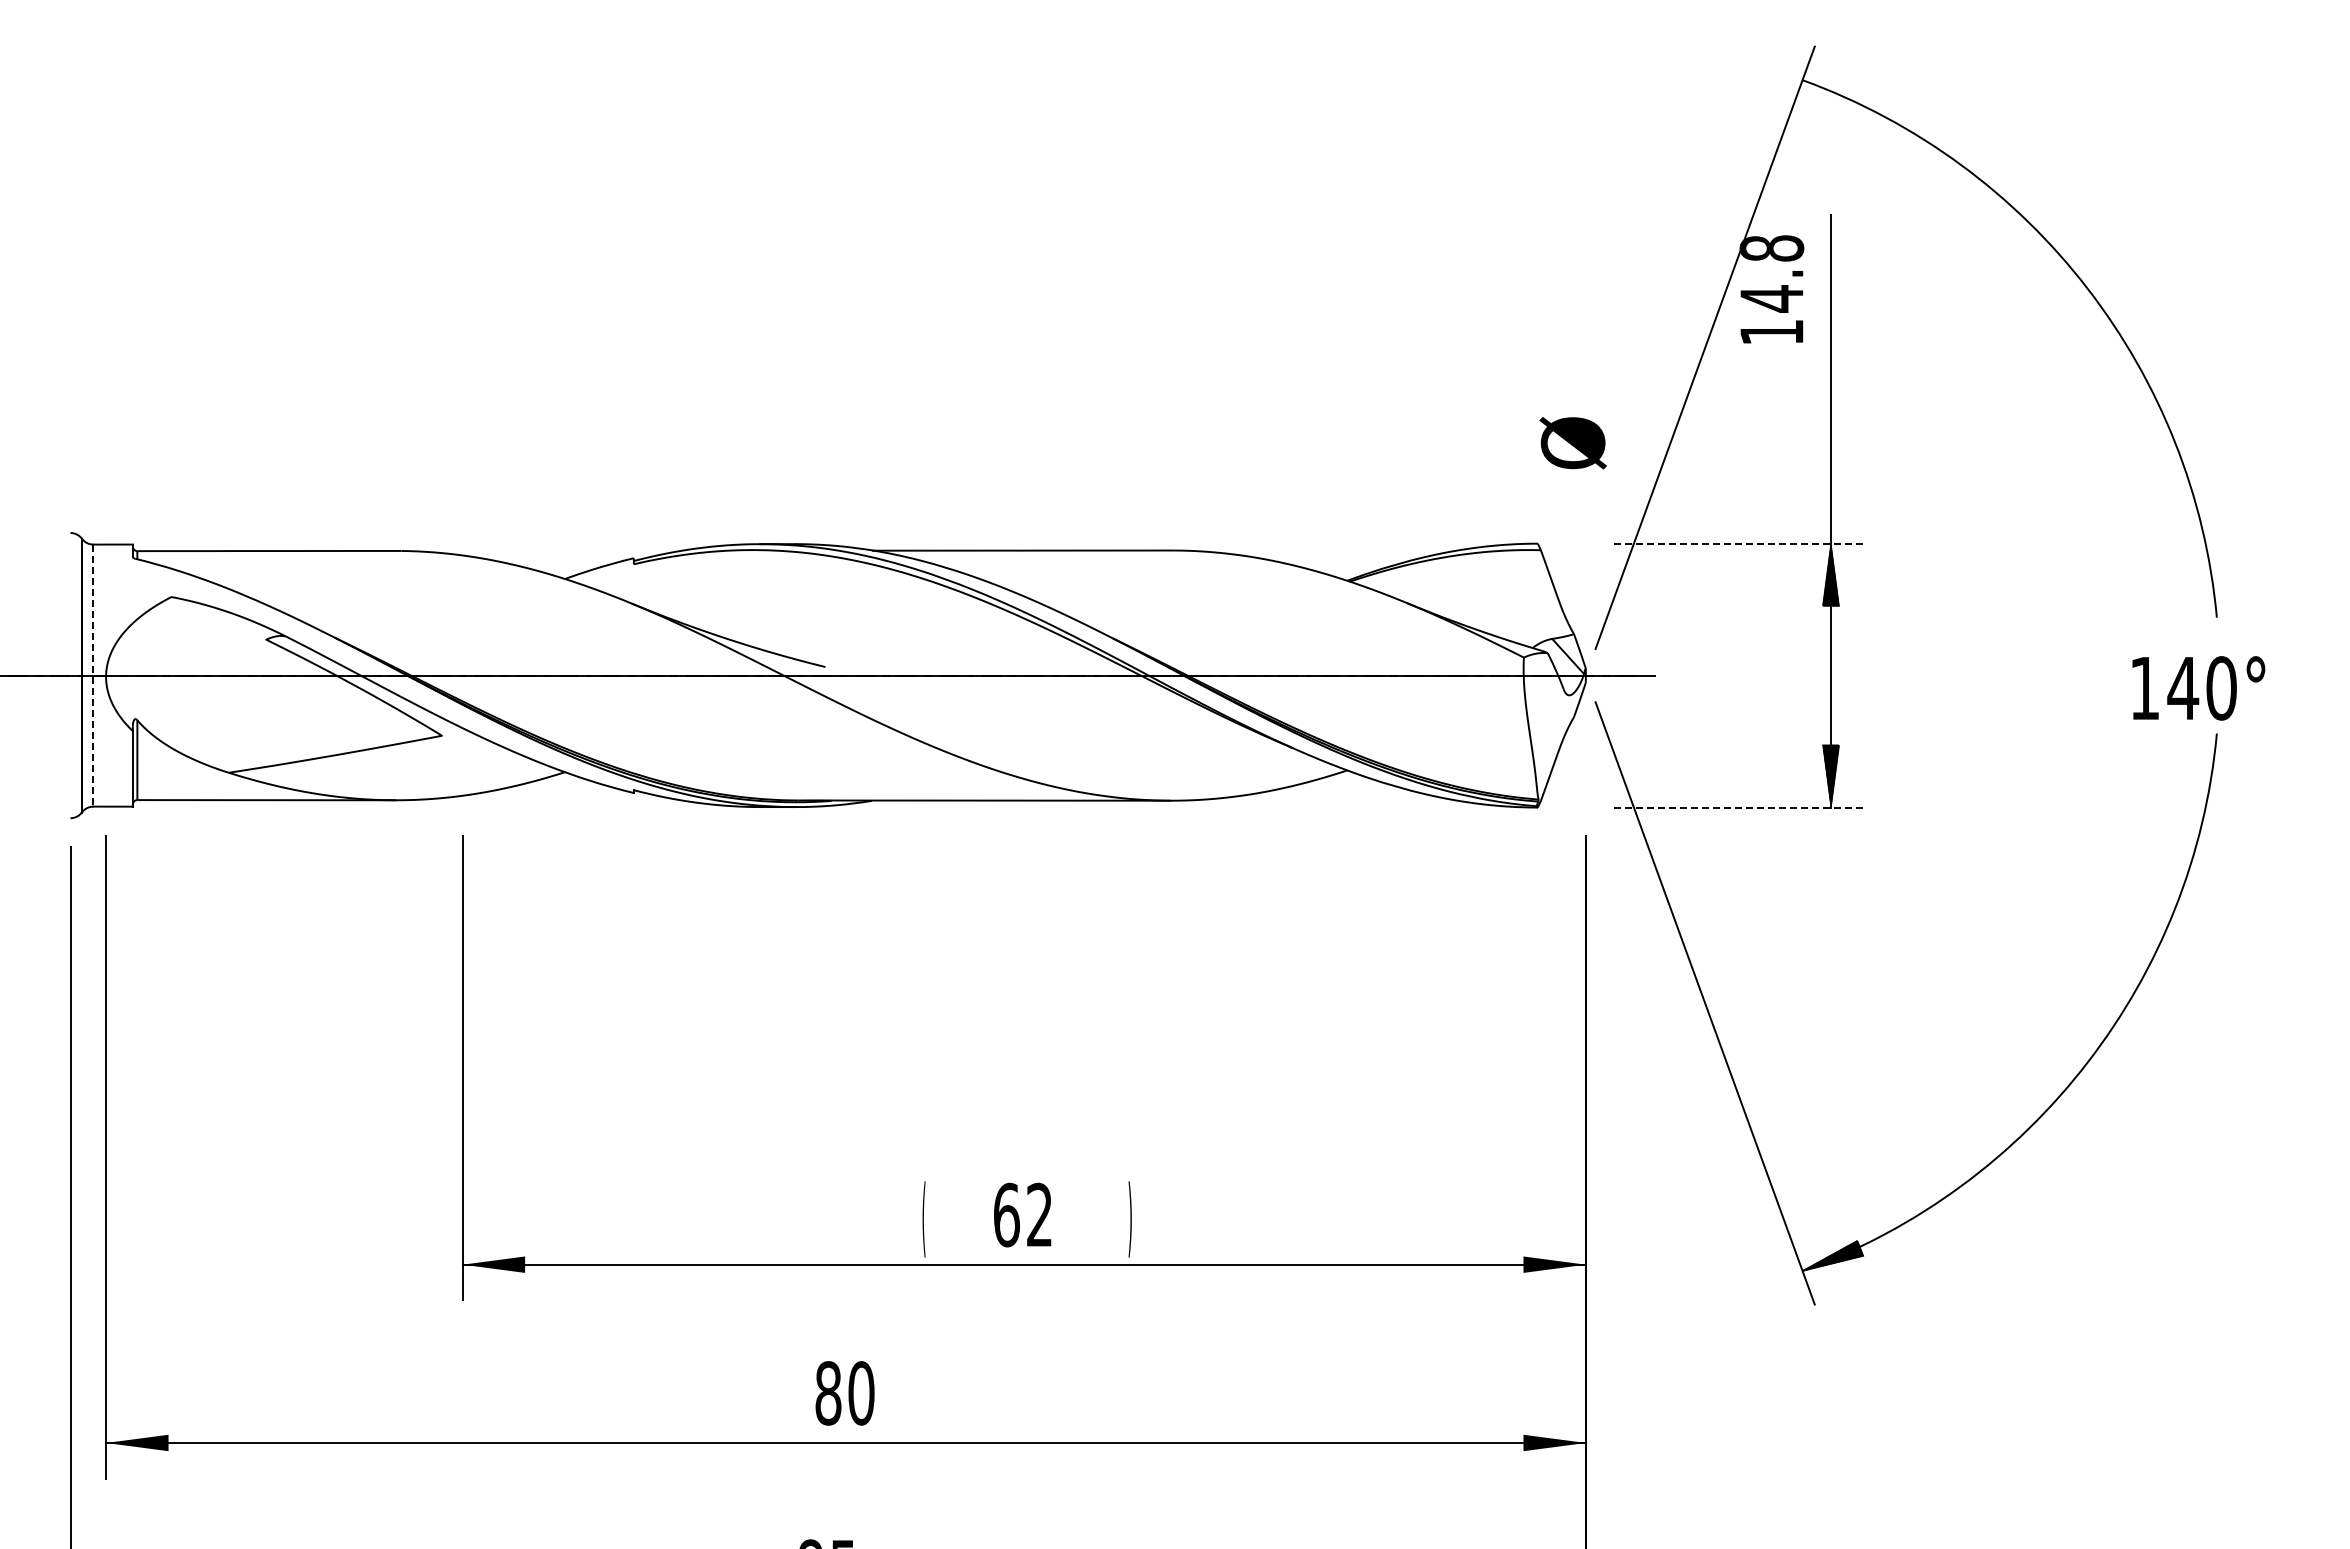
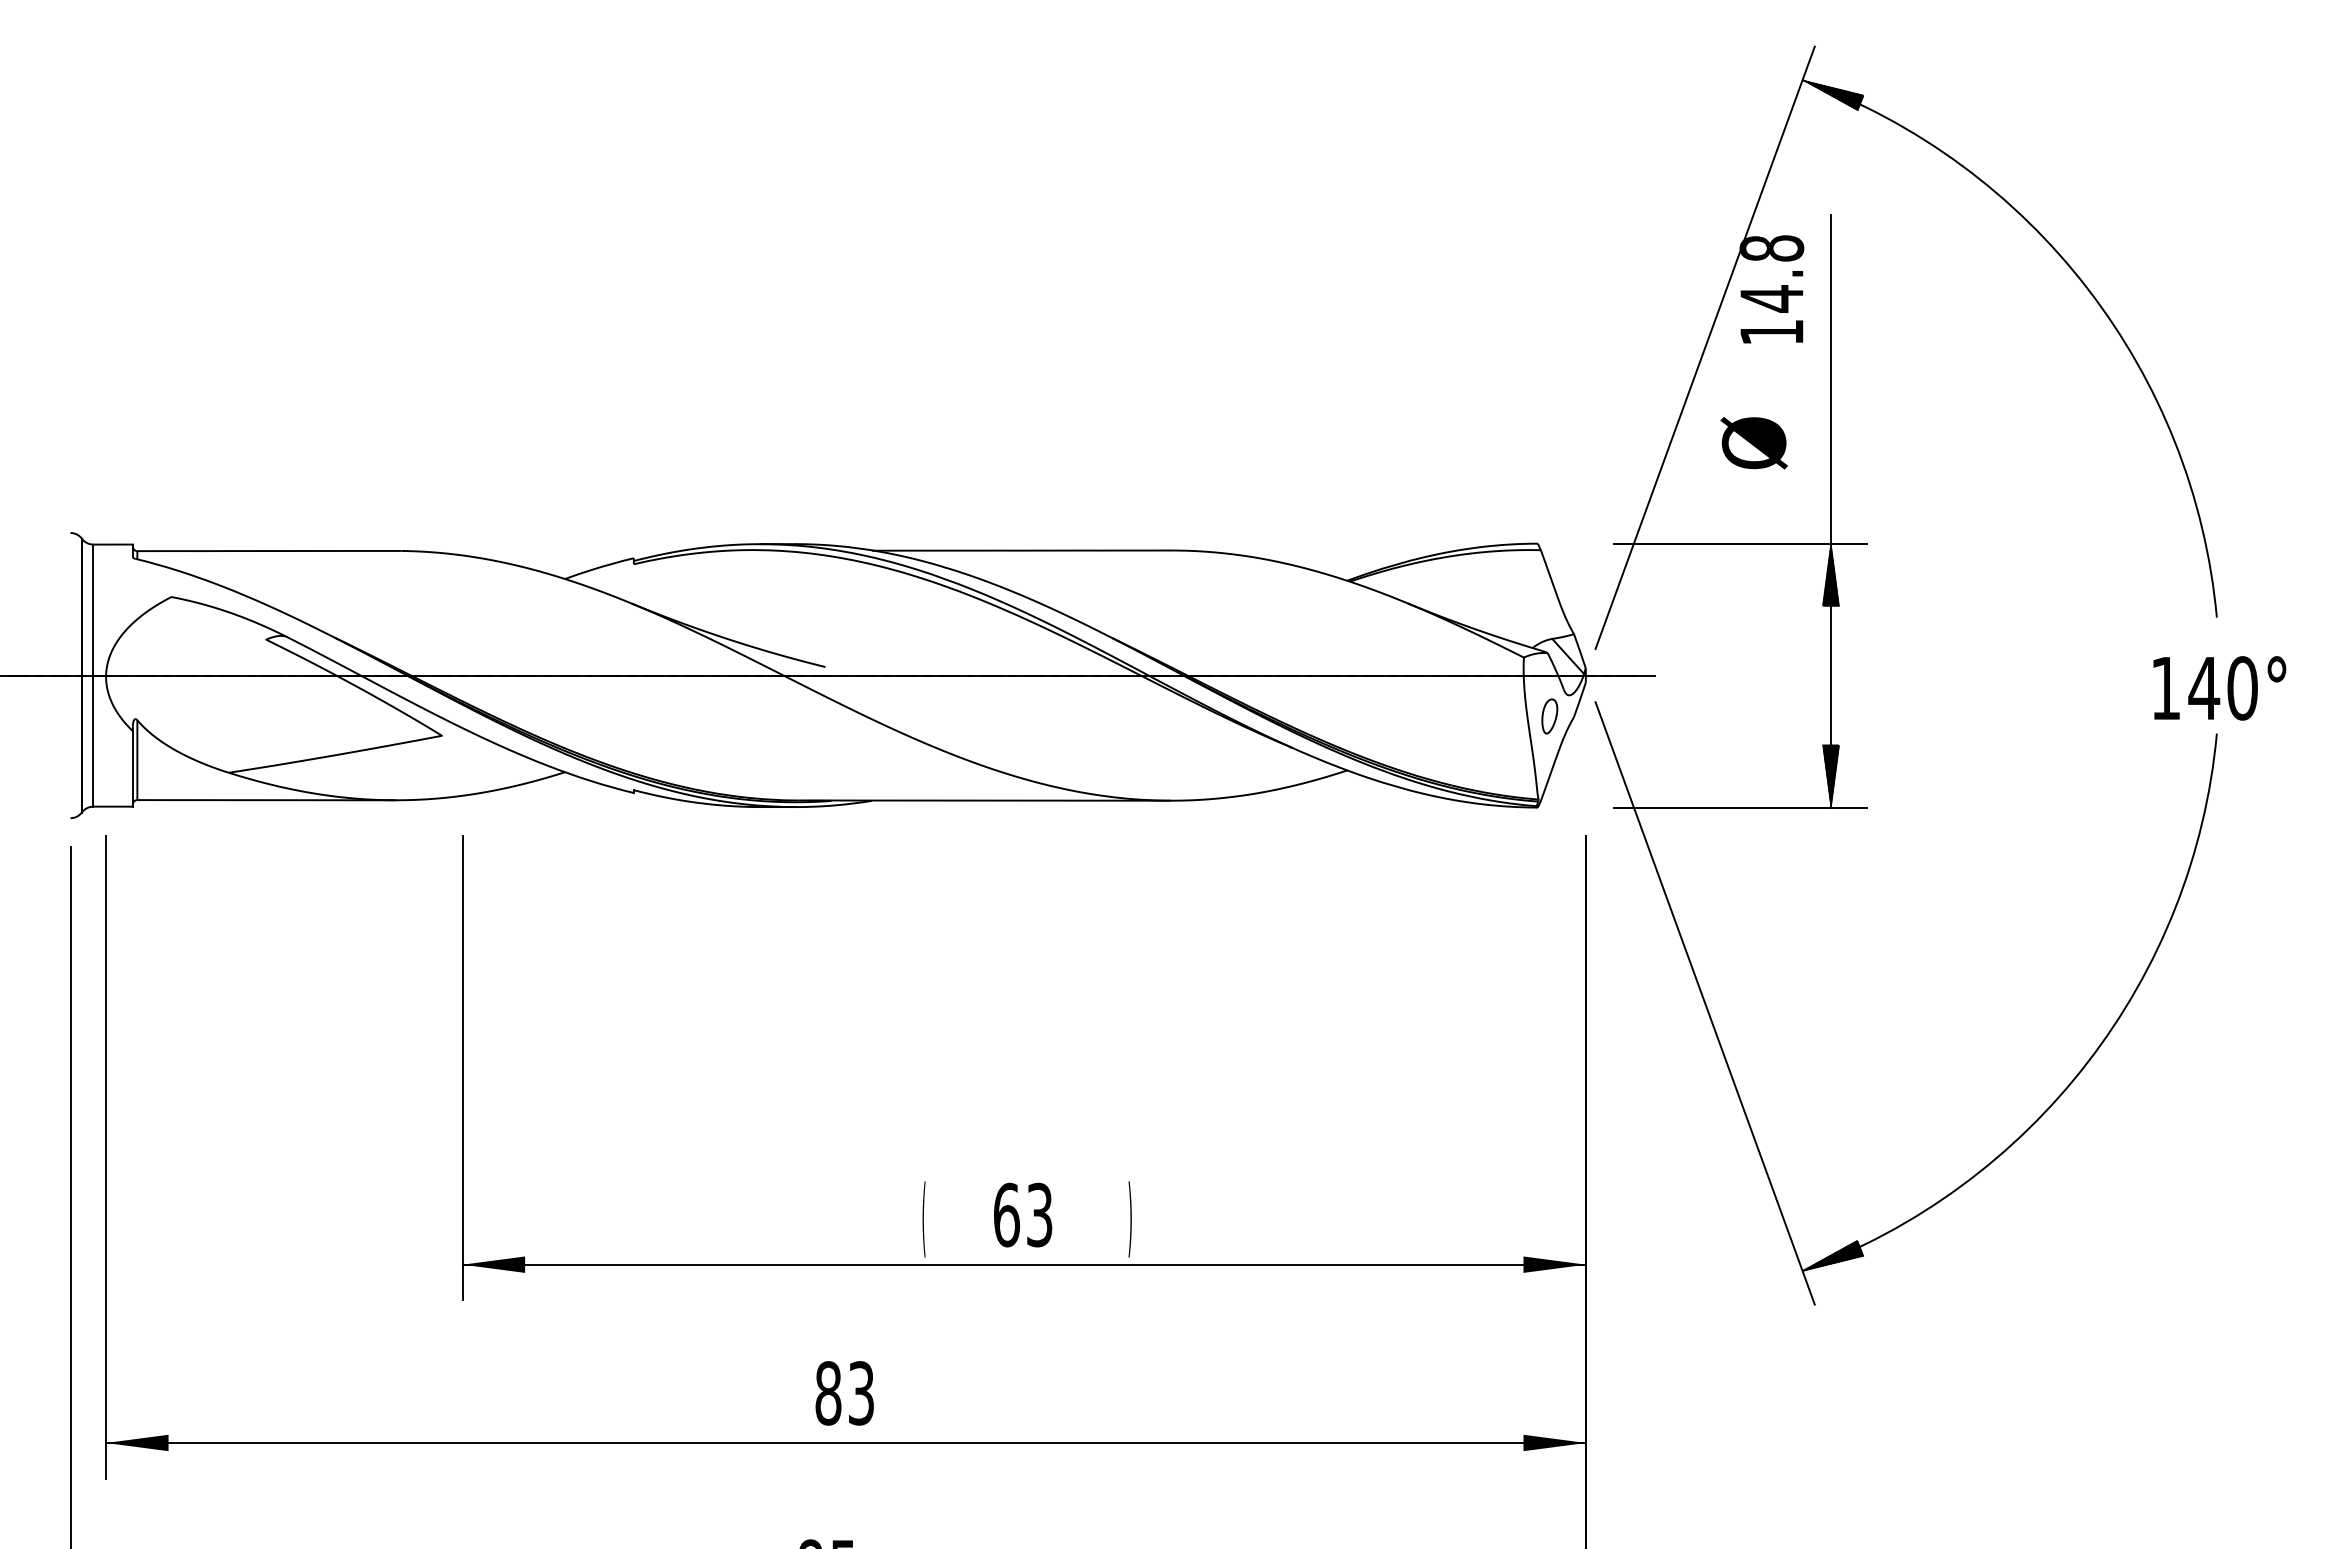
hatch: none -> present (1832, 95)
text position: (1572, 443) -> (1753, 443) (1753, 443)
line: dashed -> solid (1740, 543)
line: dashed -> solid (93, 676)
text position: (2198, 688) -> (2219, 688) (2219, 688)
part: none -> present (1549, 716)
line: dashed -> solid (1740, 807)
text: 62 -> 63 (1039, 1215)
text: 80 -> 83 (861, 1393)
